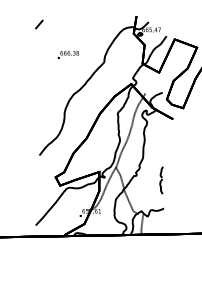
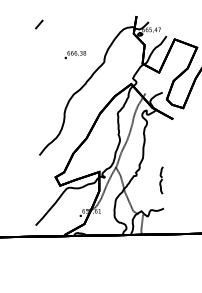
text position: (68, 54) -> (75, 54) (75, 54)
